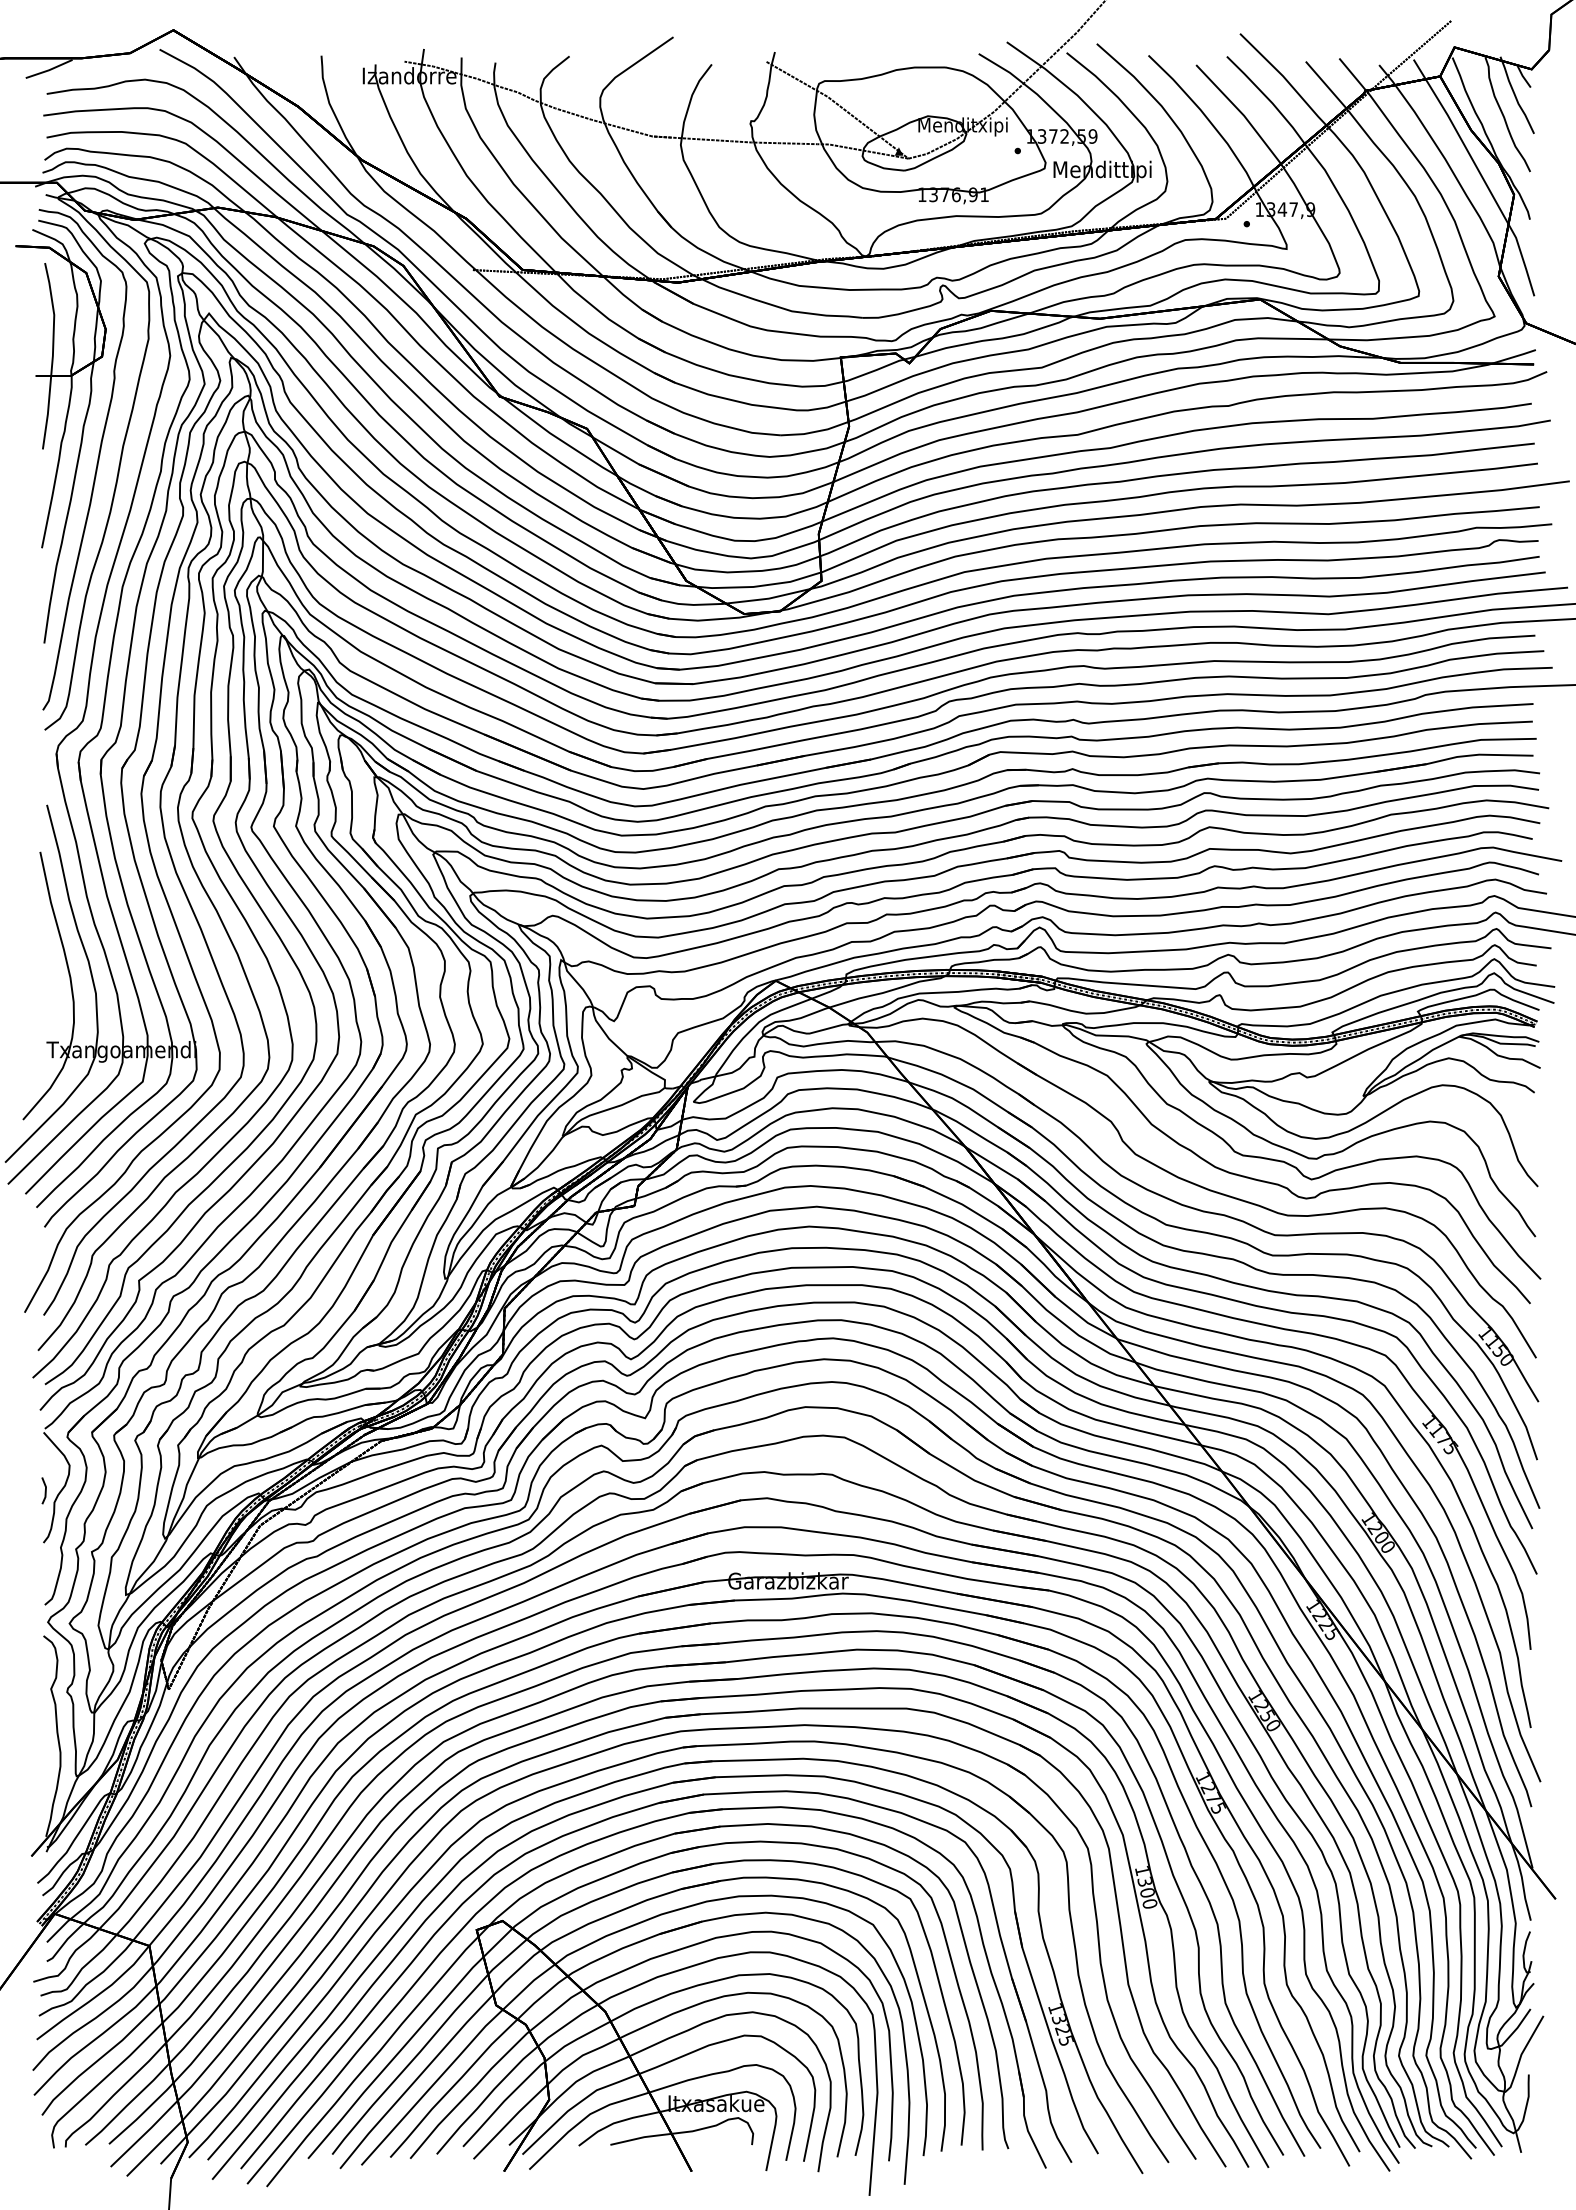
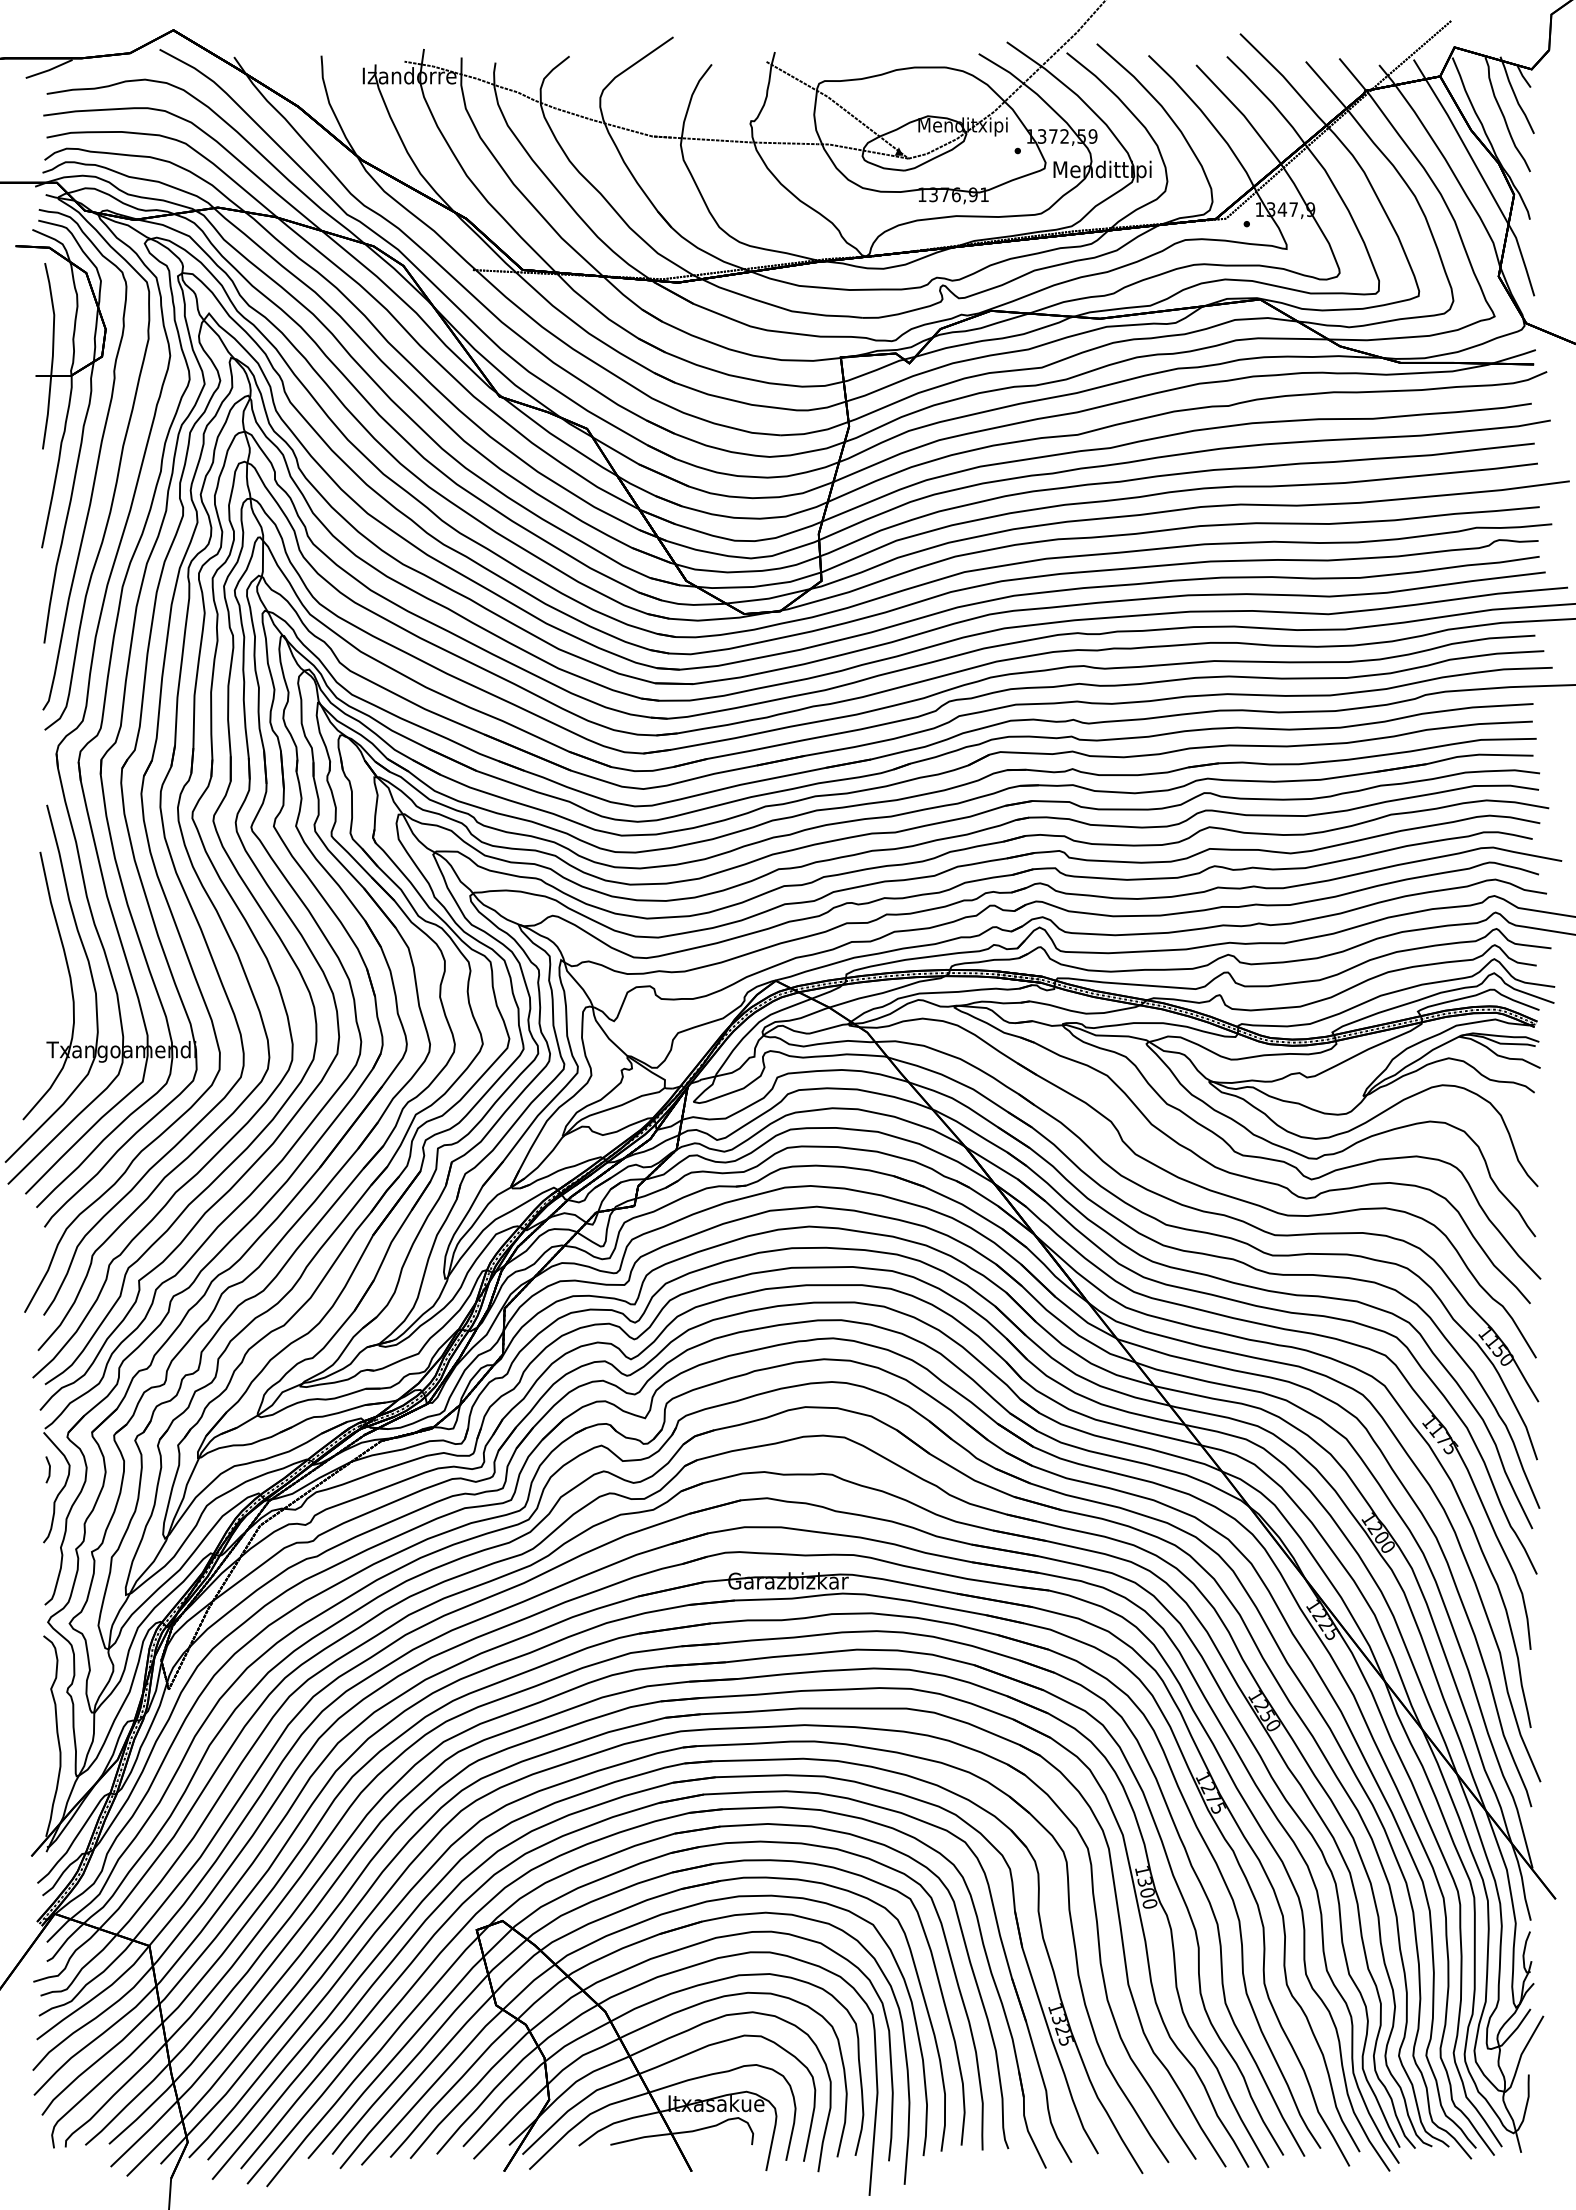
line position: (44, 1491) -> (48, 1470) (48, 1470)
